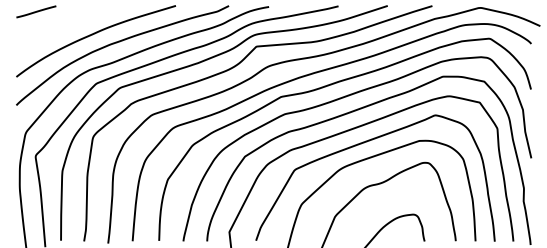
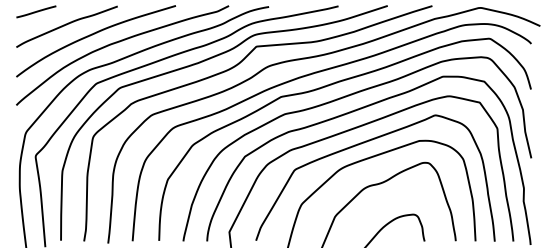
curve: none -> present (66, 25)
